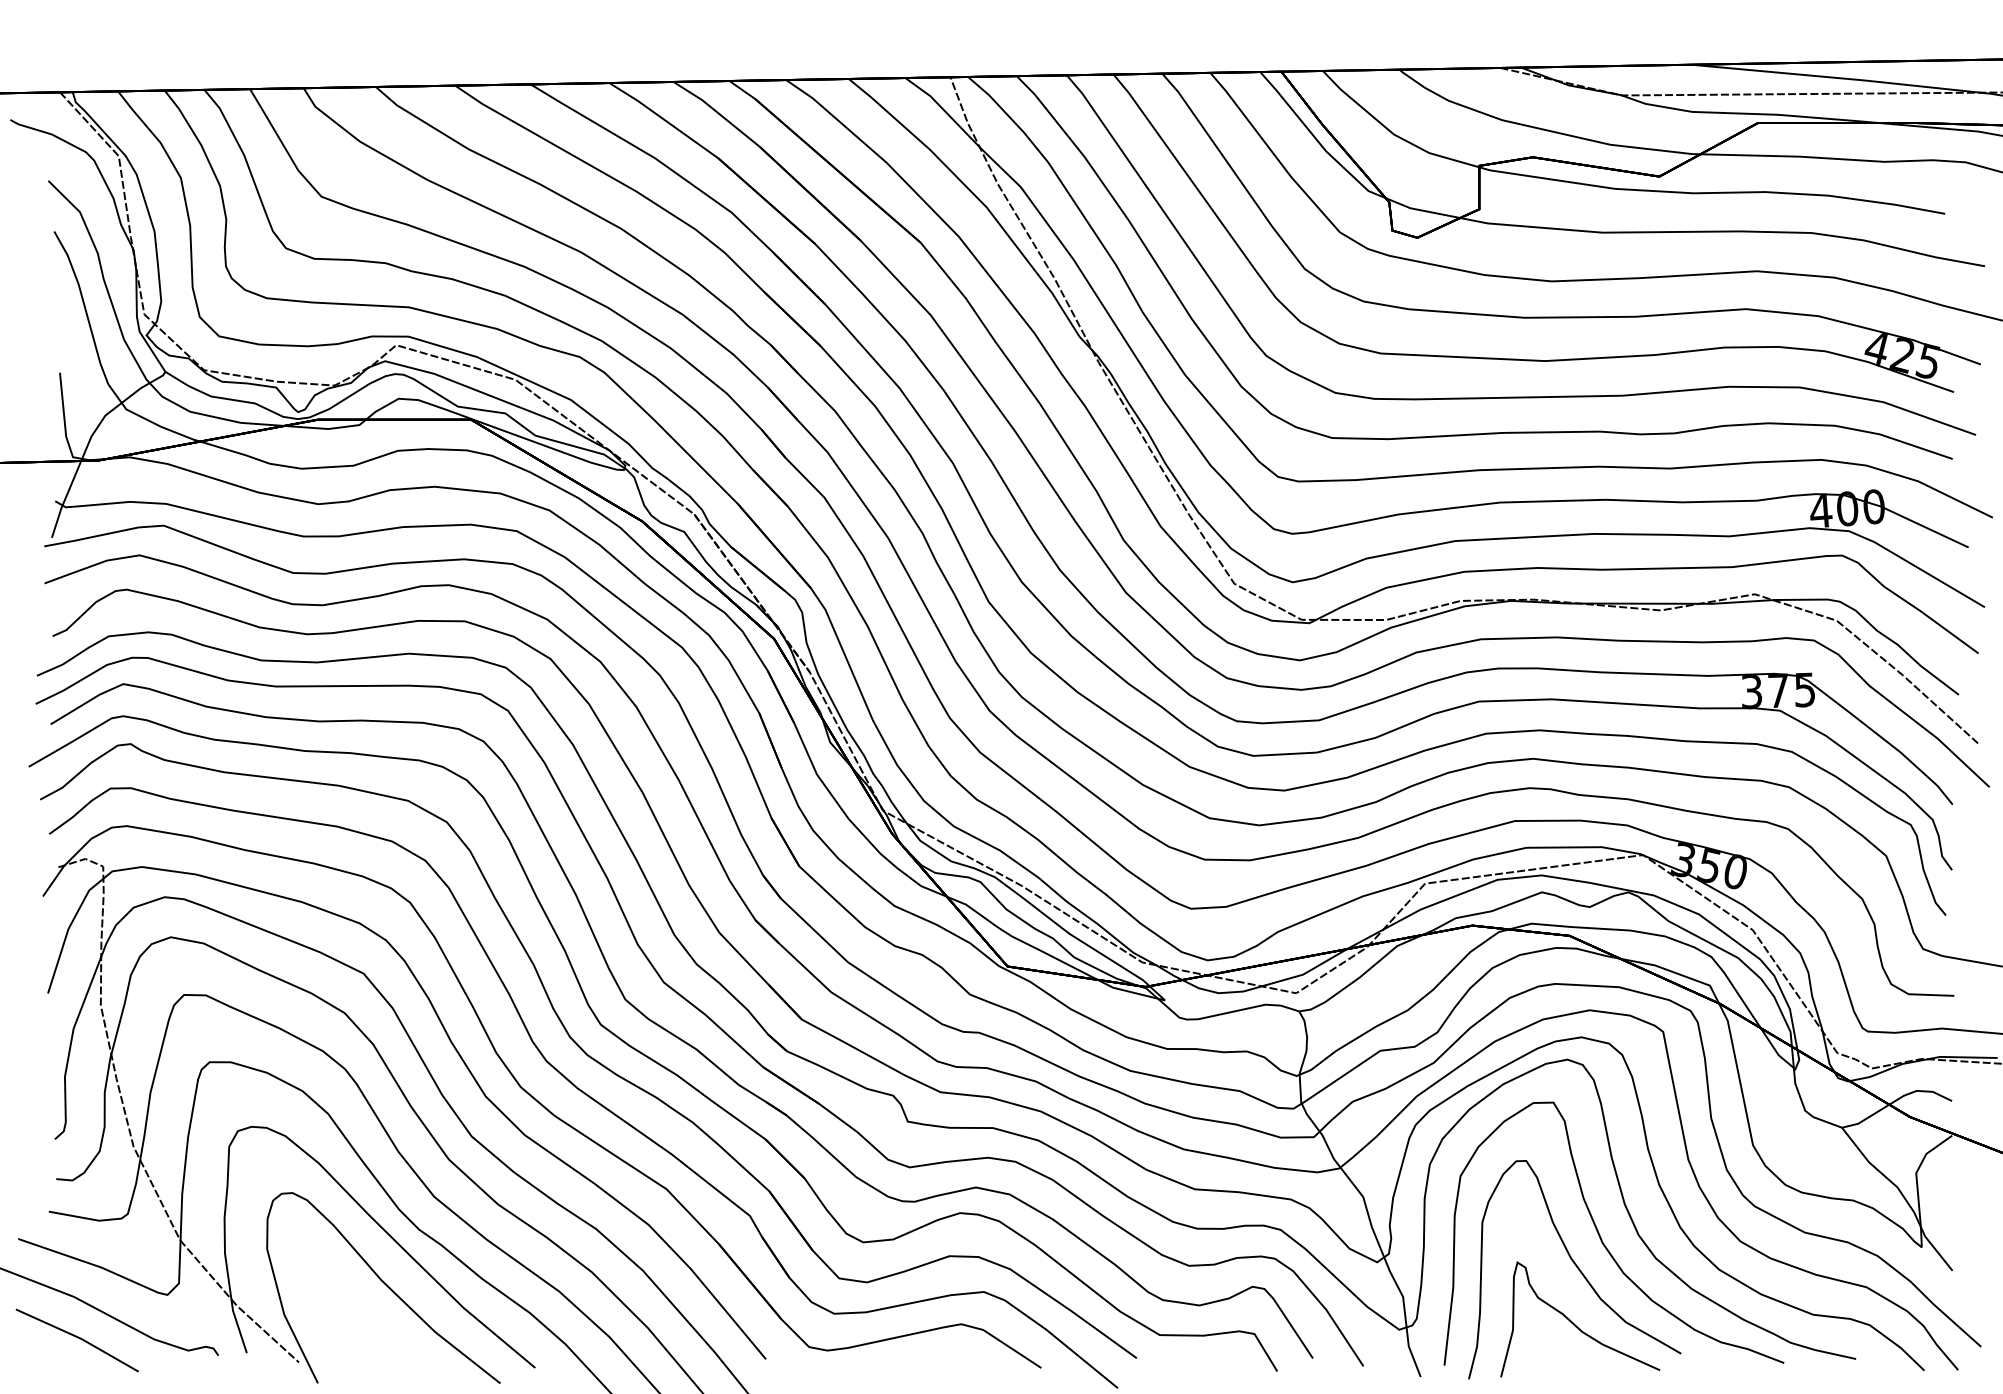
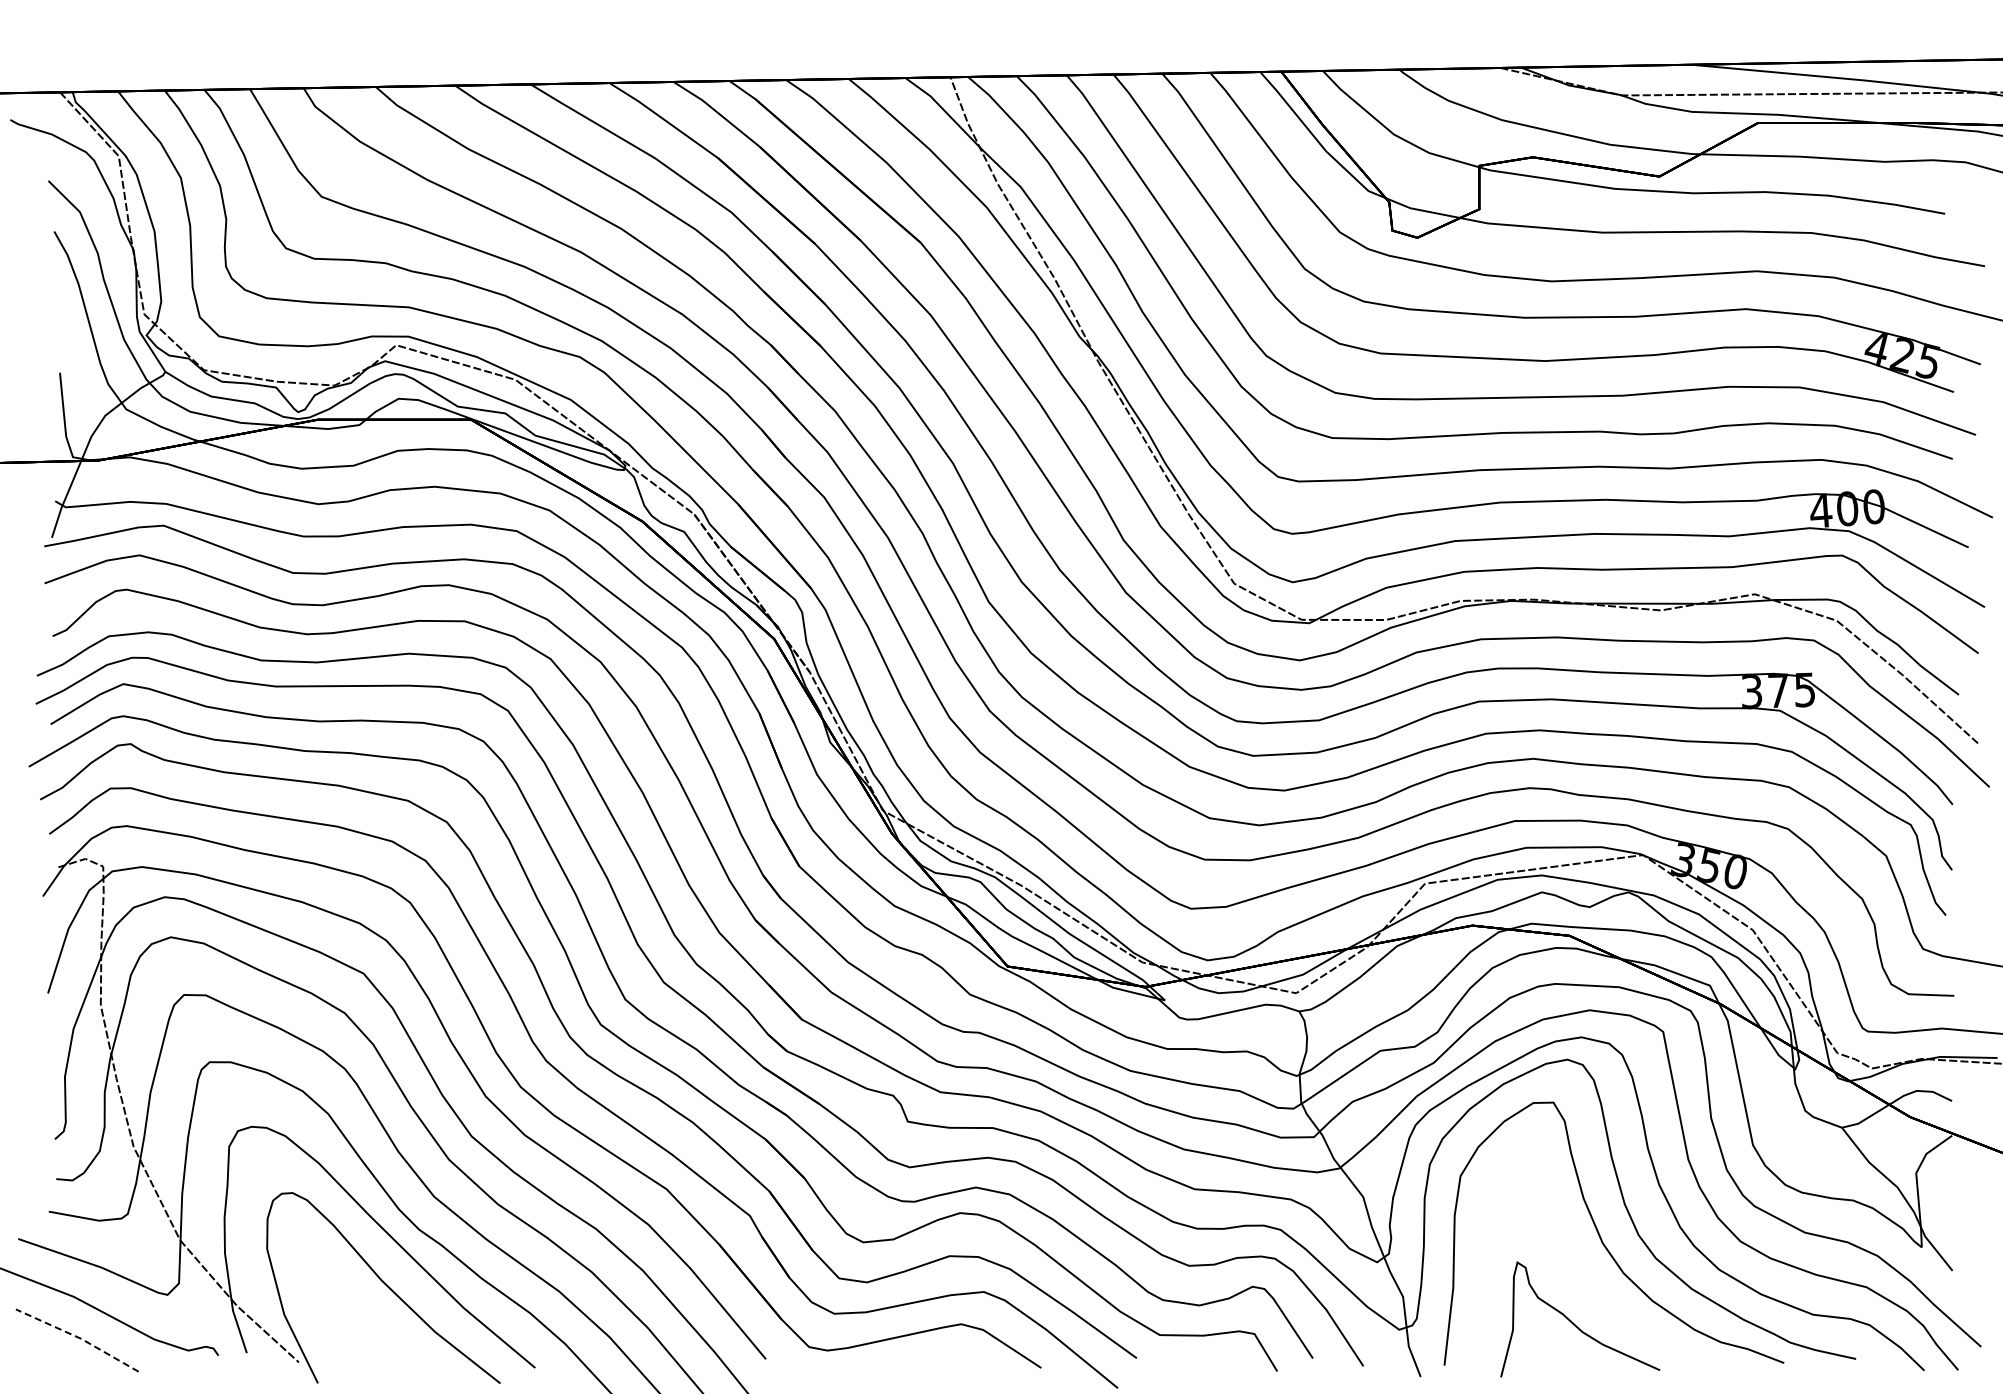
curve: present -> none (1576, 1267)
line: solid -> dashed (79, 1338)
